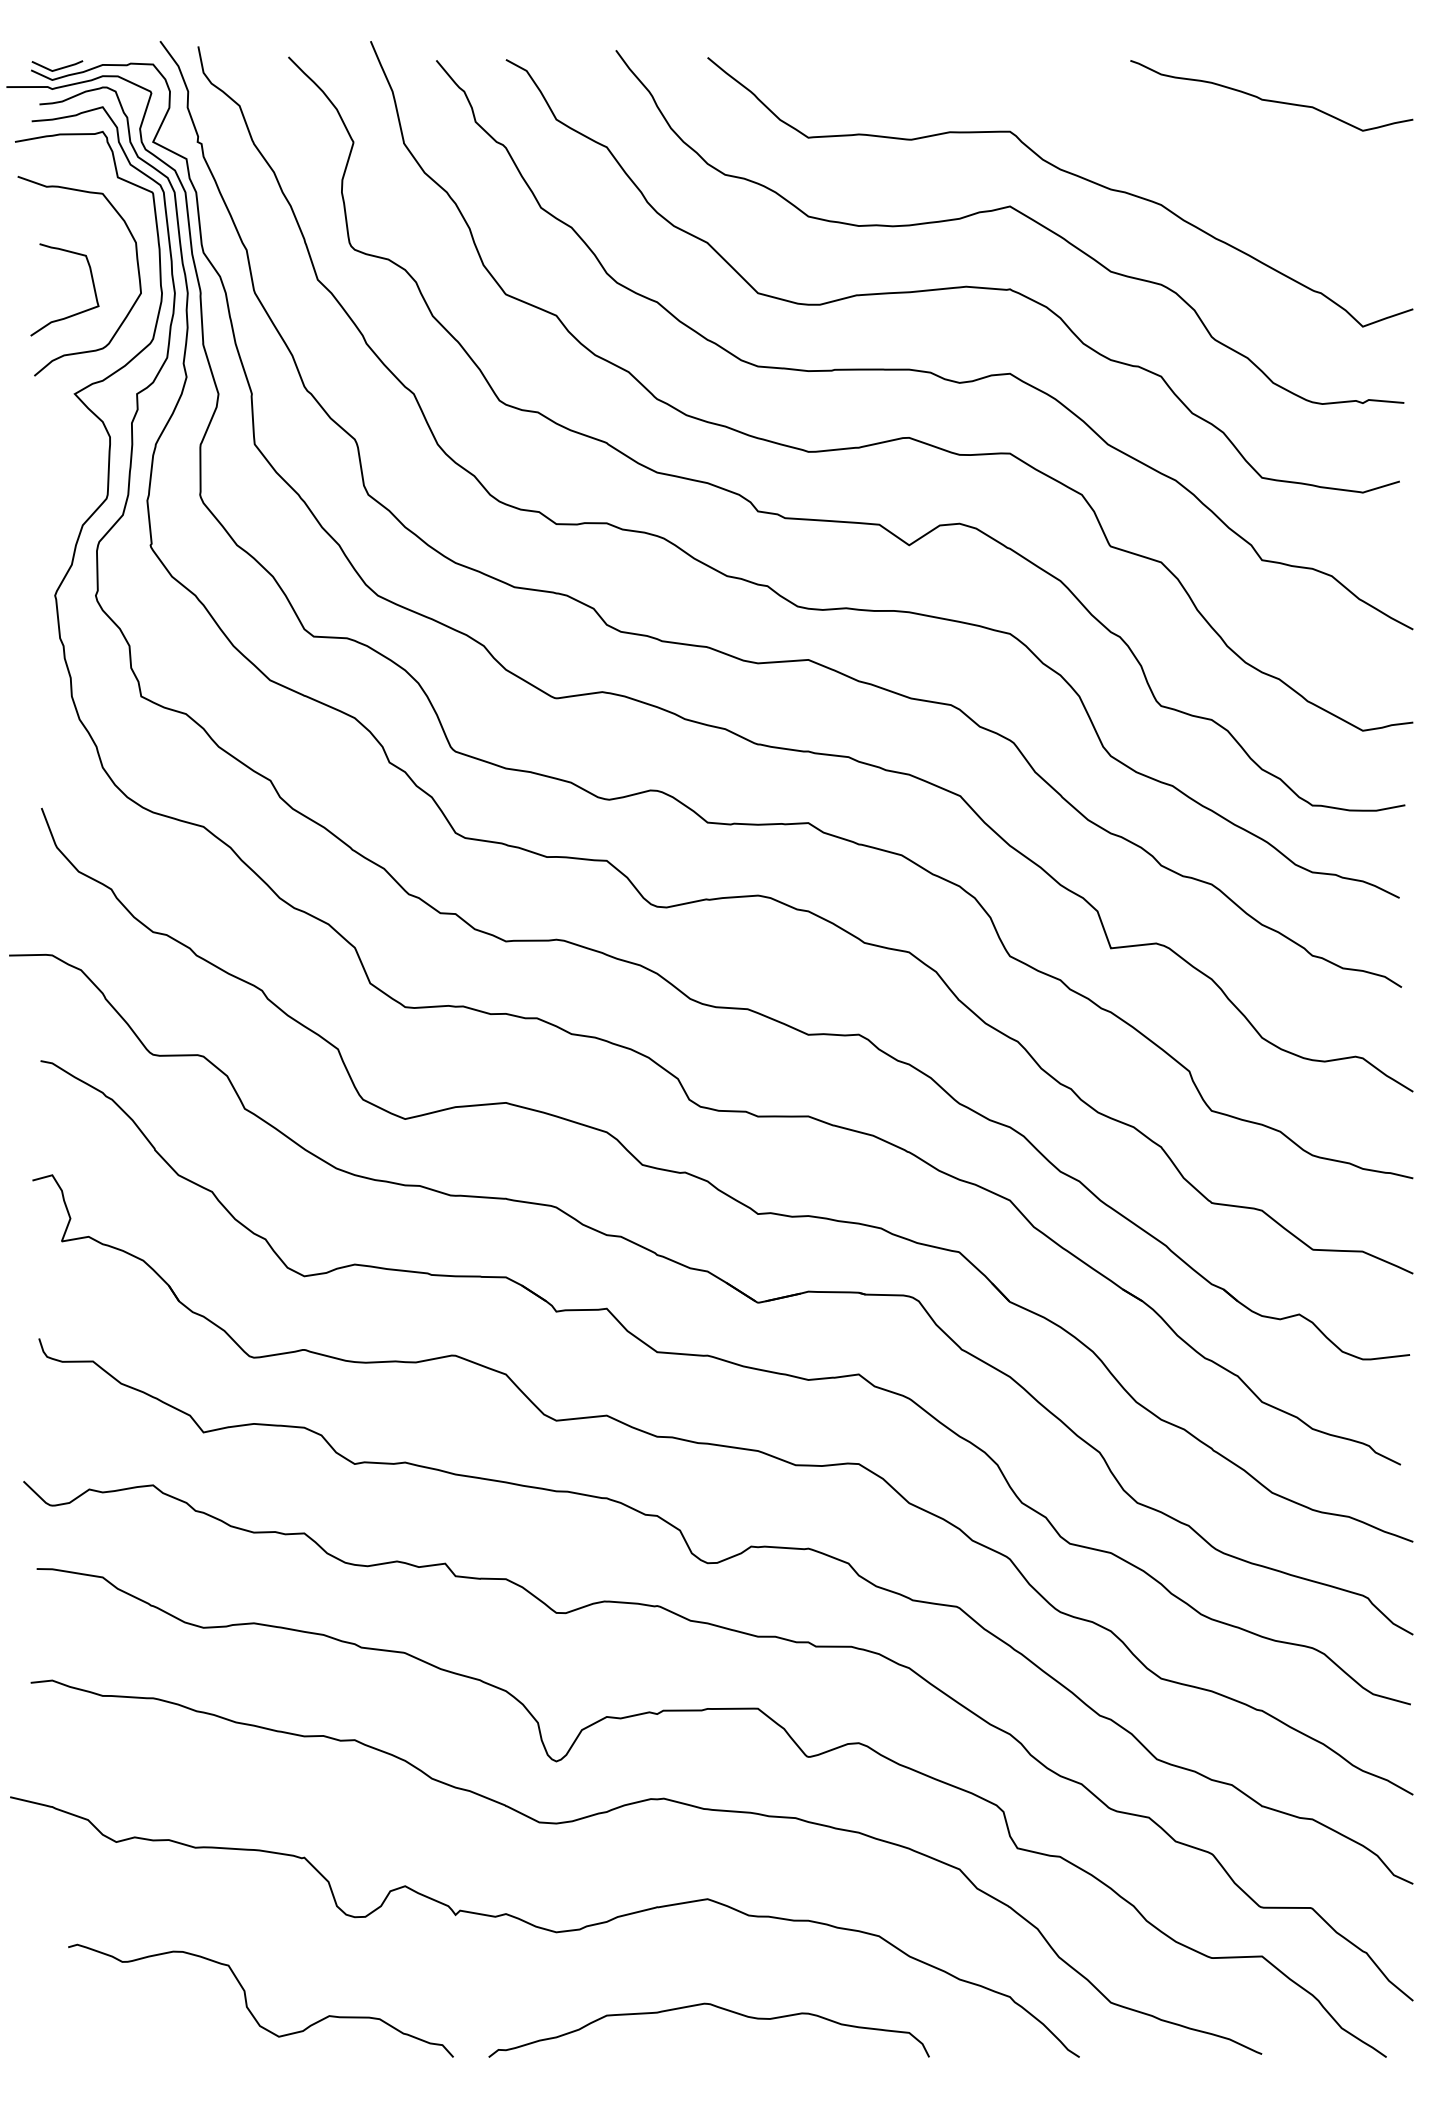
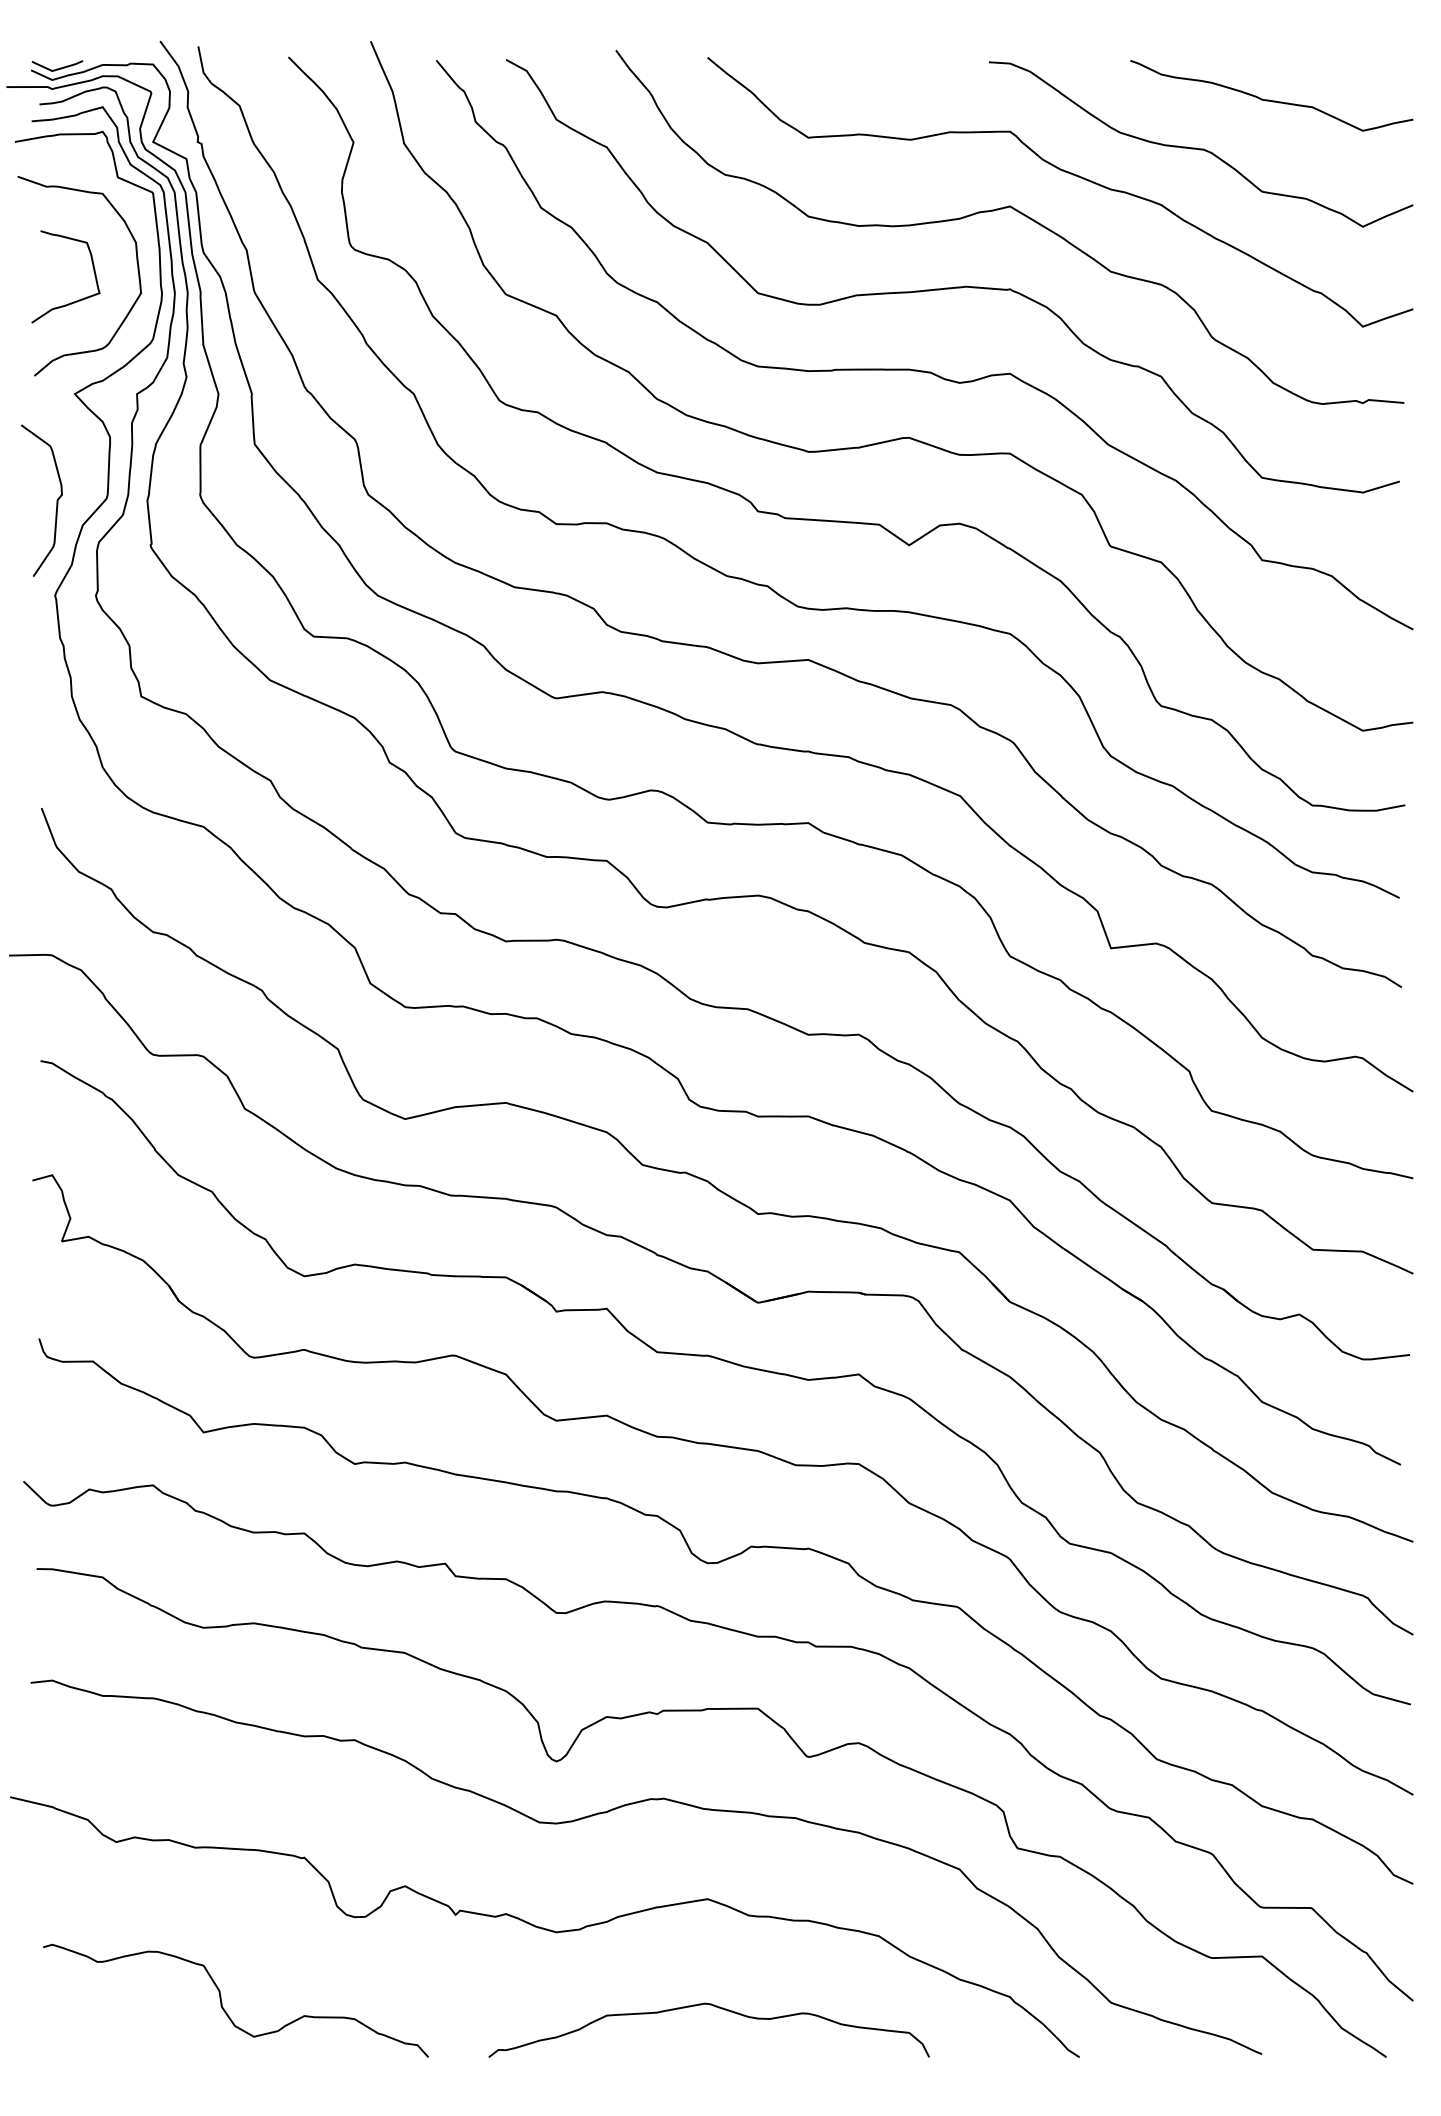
curve: none -> present (1201, 148)
curve position: (72, 314) -> (73, 301) (73, 301)
curve: none -> present (56, 500)
curve position: (247, 2002) -> (222, 2002) (222, 2002)
